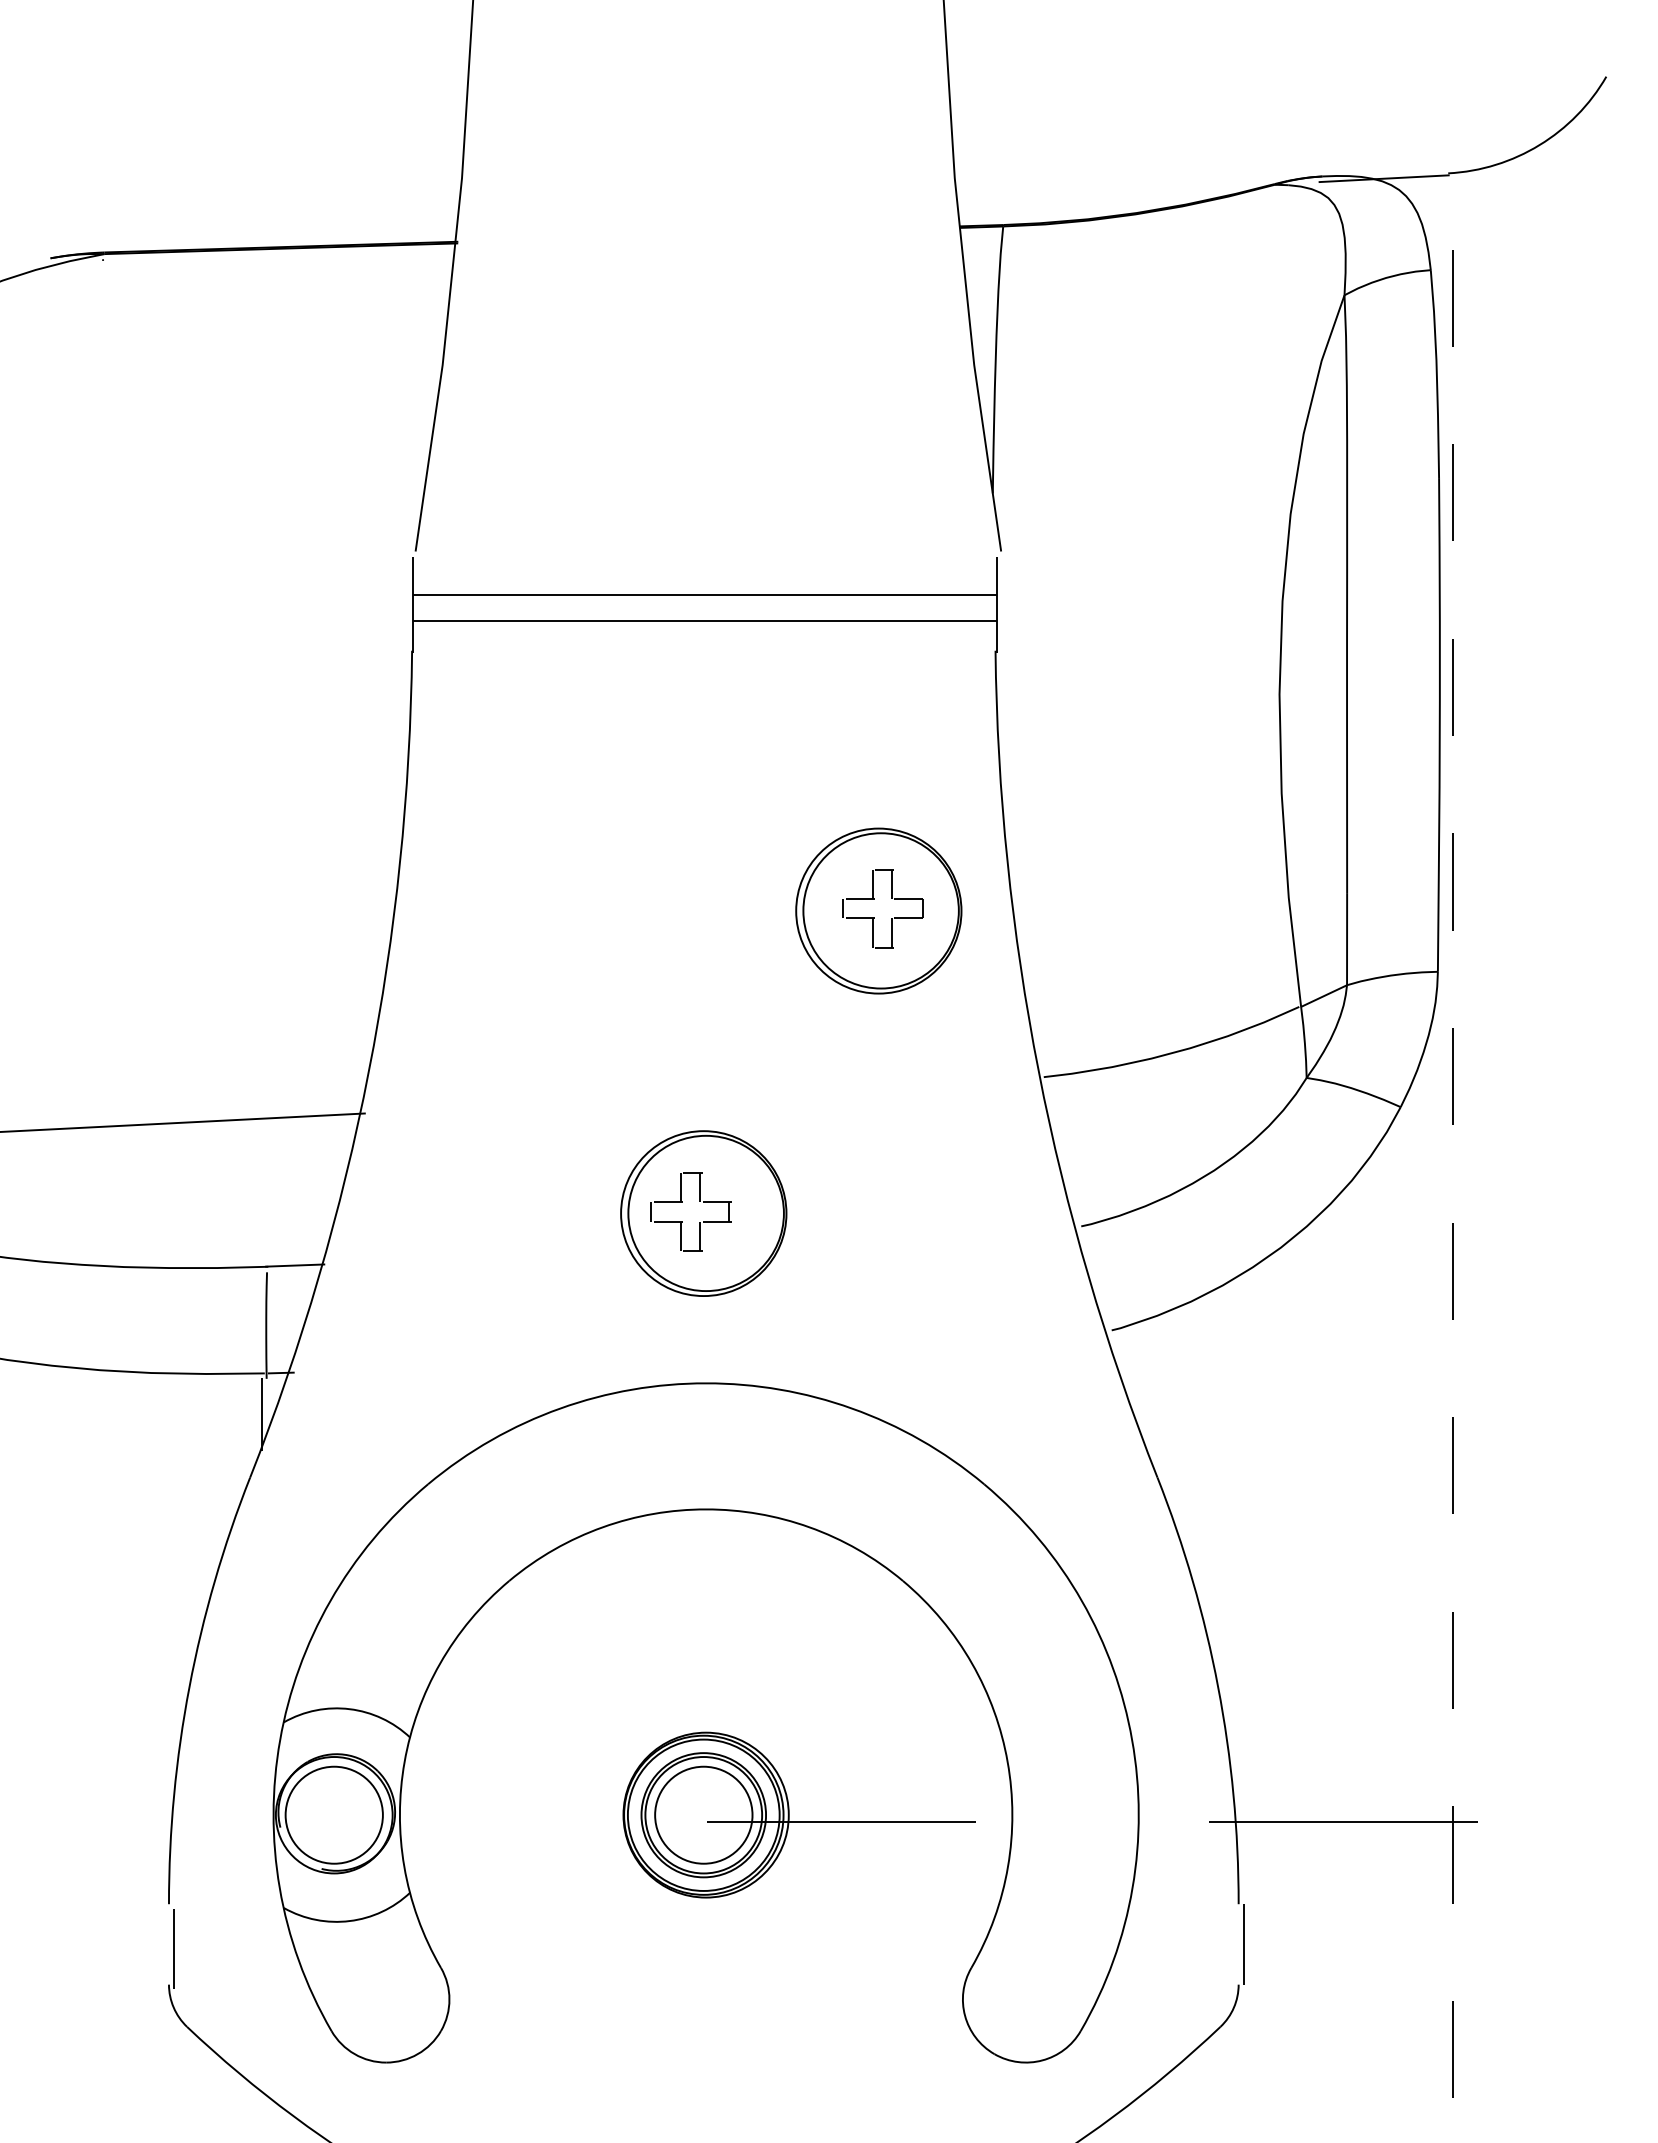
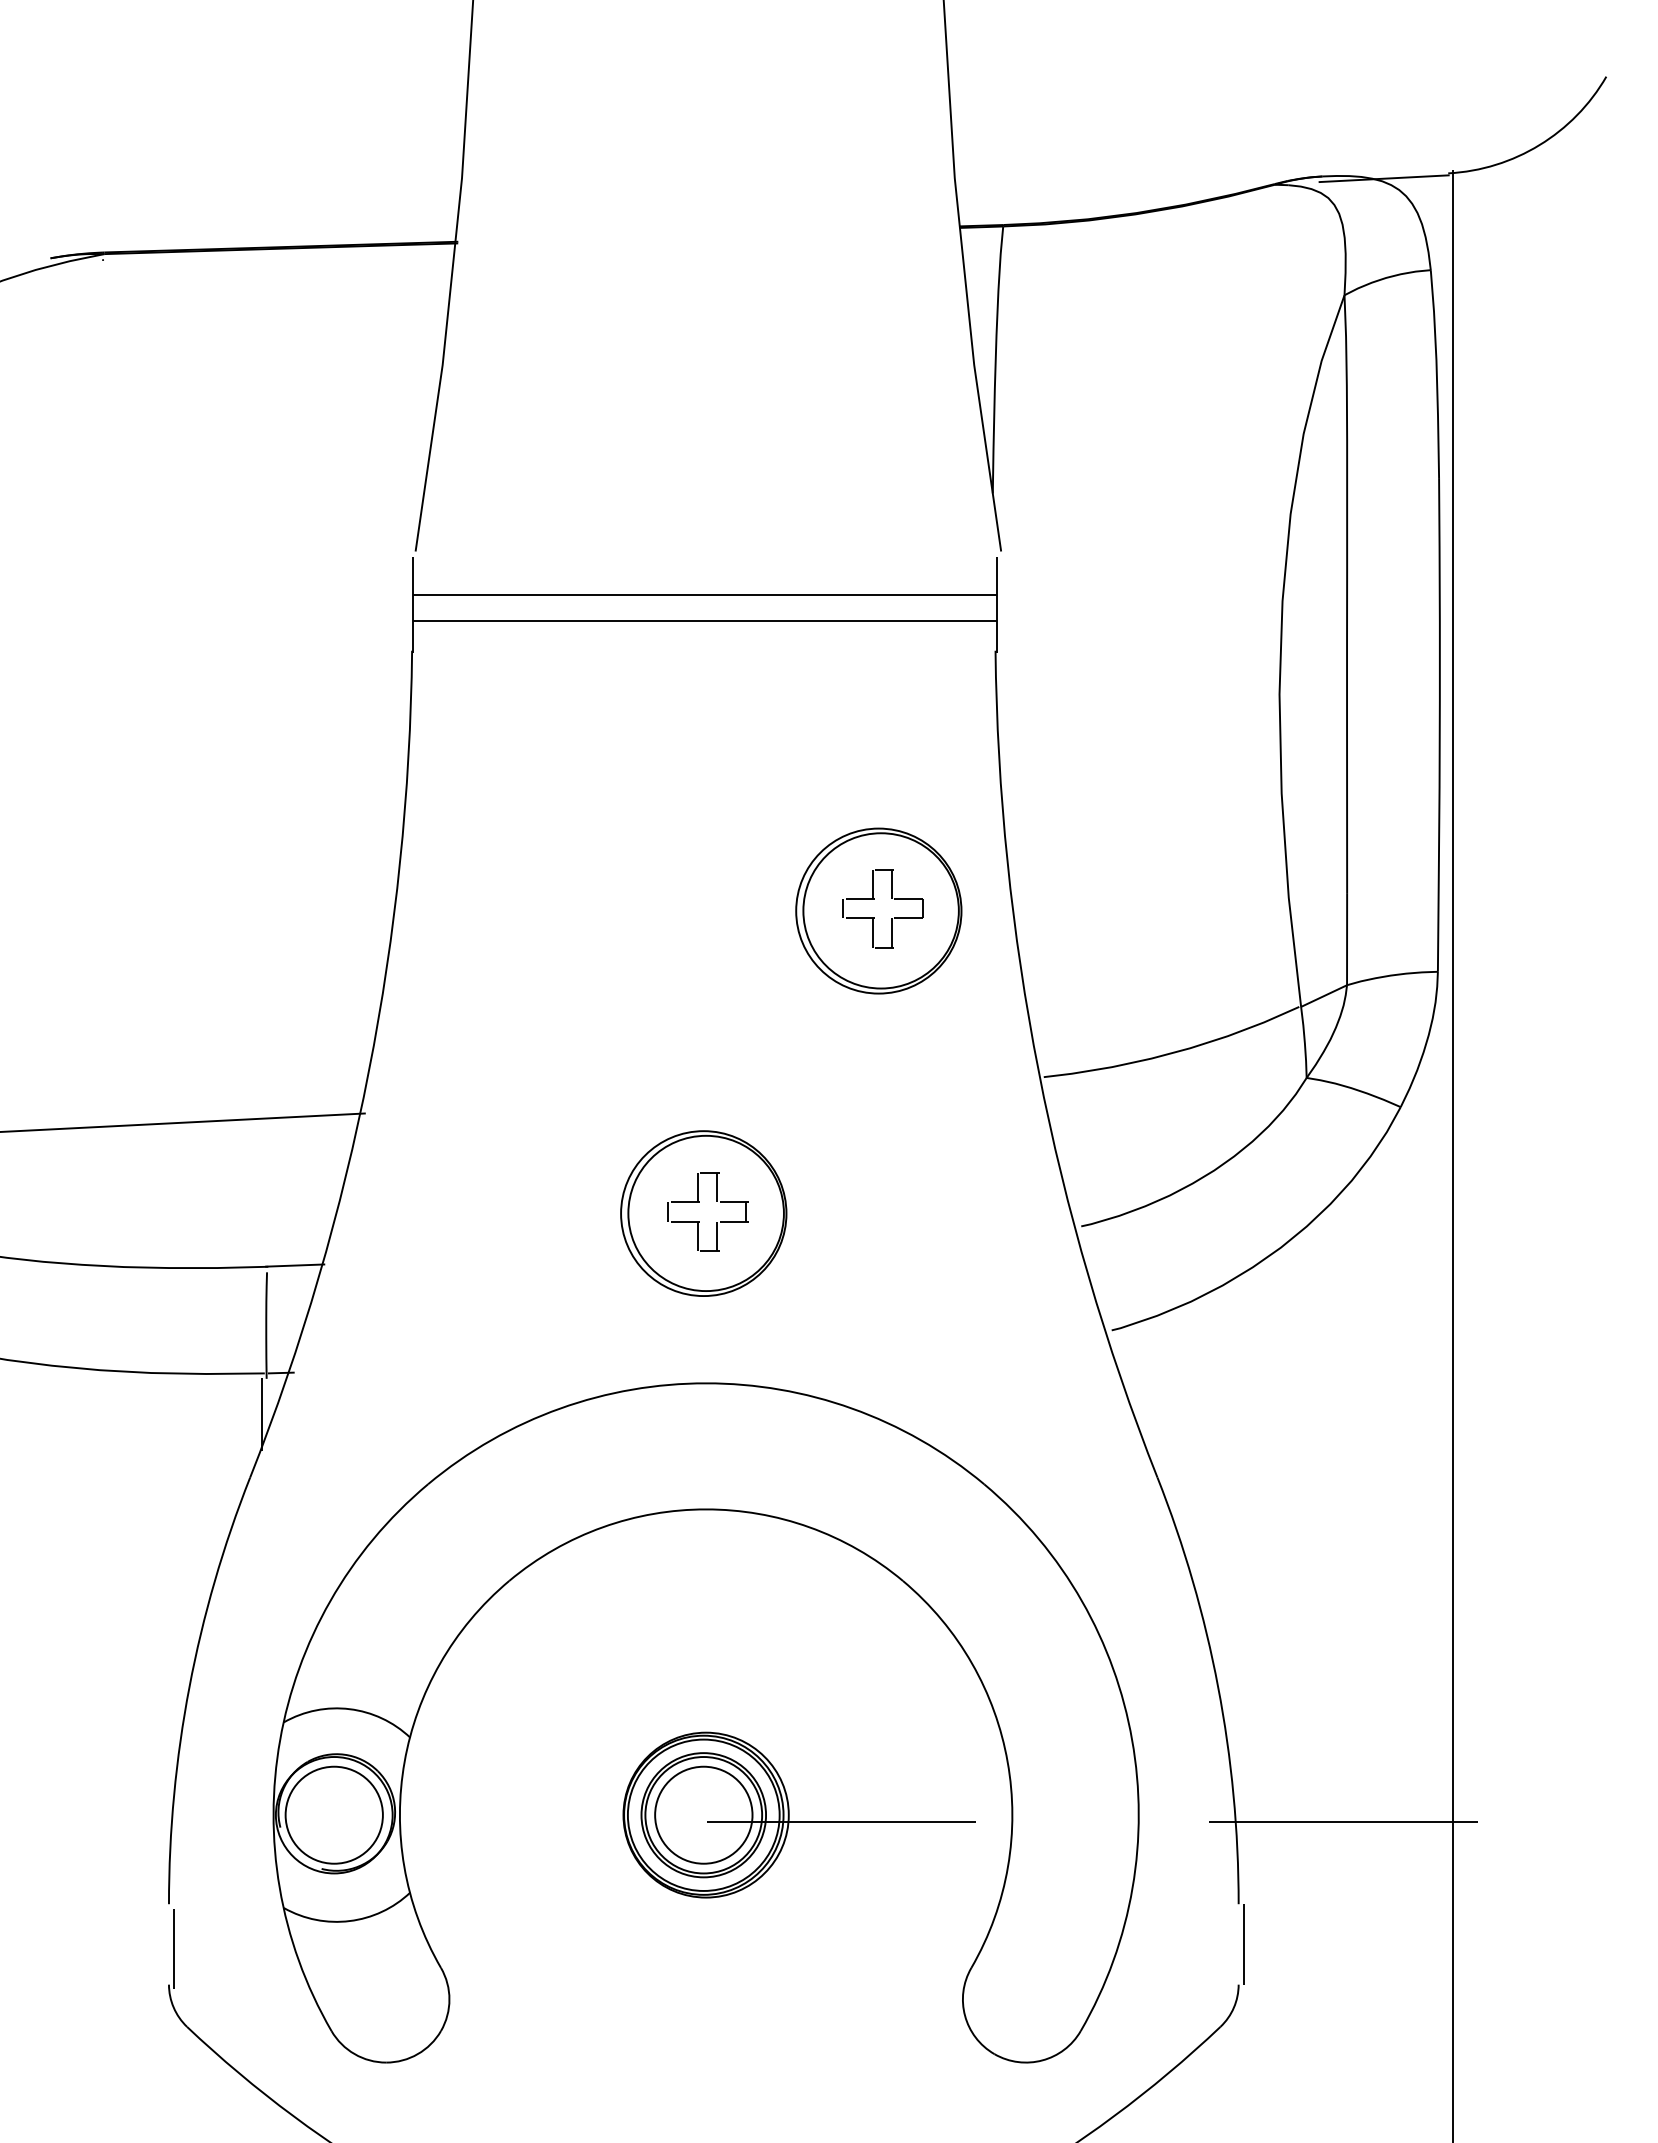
line: dashed -> solid (1453, 1155)
part position: (682, 1202) -> (699, 1202) (699, 1202)
